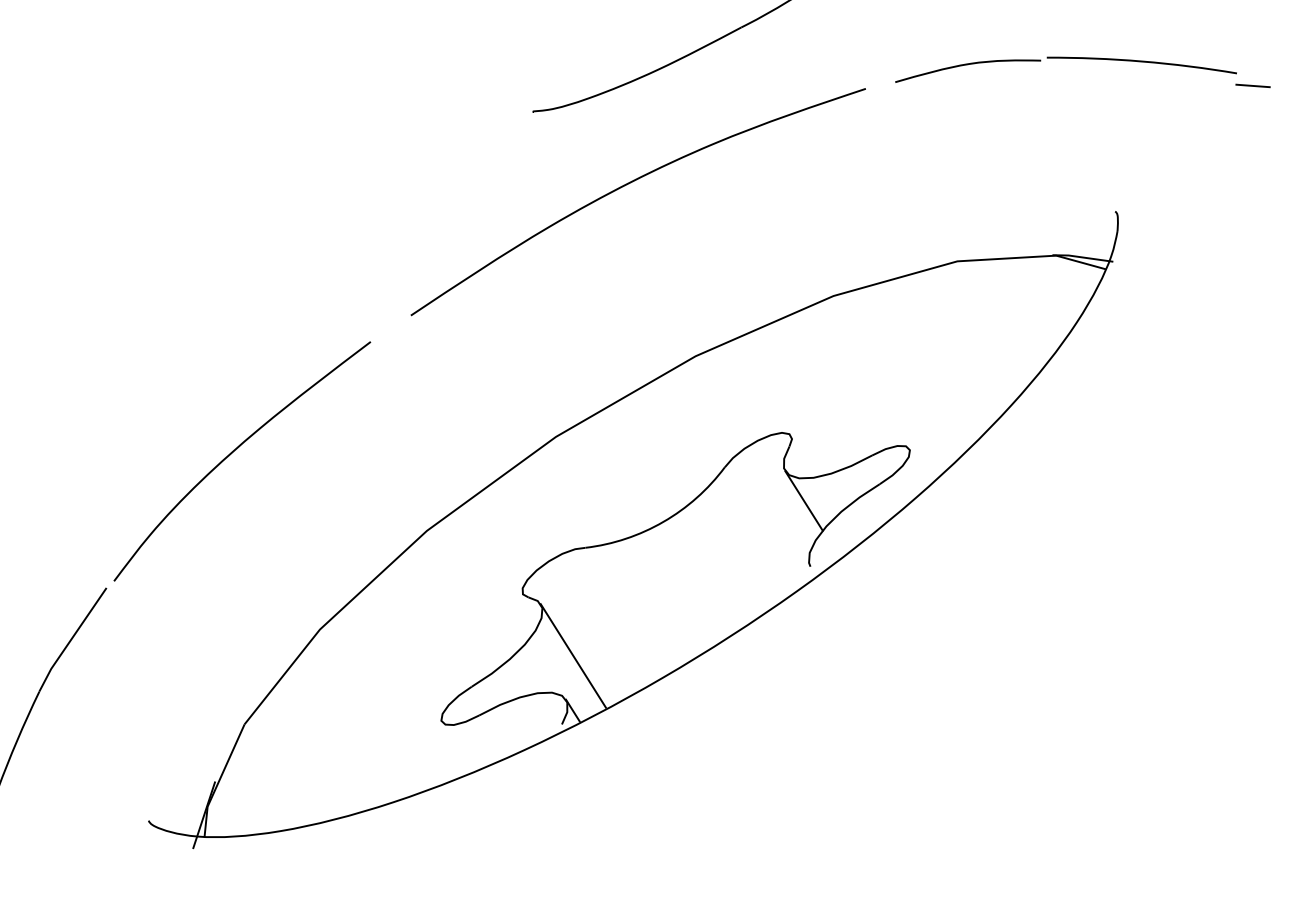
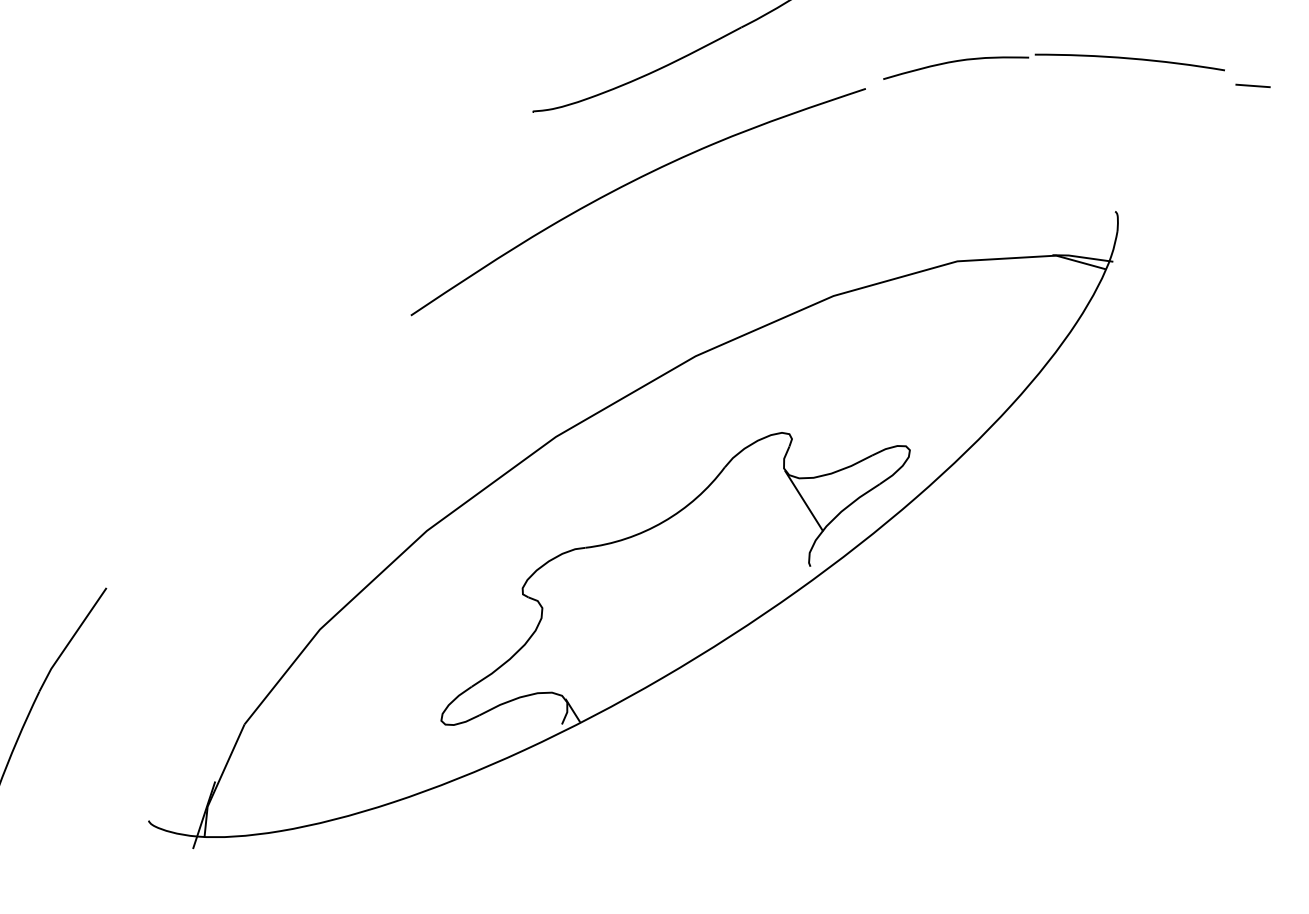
part position: (1065, 58) -> (1053, 55) (1053, 55)
curve: present -> none (233, 452)
line: present -> none (572, 655)
